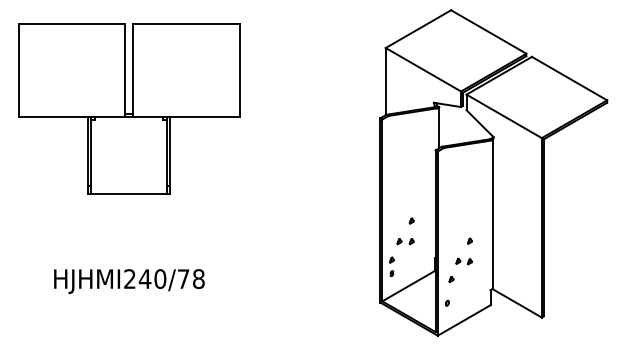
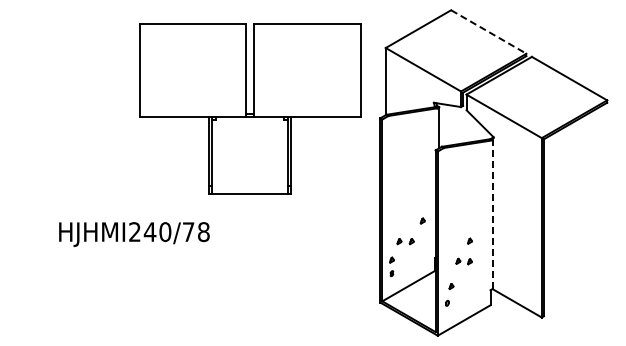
line: solid -> dashed (489, 32)
part position: (129, 108) -> (250, 108) (250, 108)
line: solid -> dashed (492, 214)
part position: (411, 220) -> (422, 220) (422, 220)
part position: (451, 279) -> (451, 286) (451, 286)
text position: (129, 281) -> (134, 234) (134, 234)
